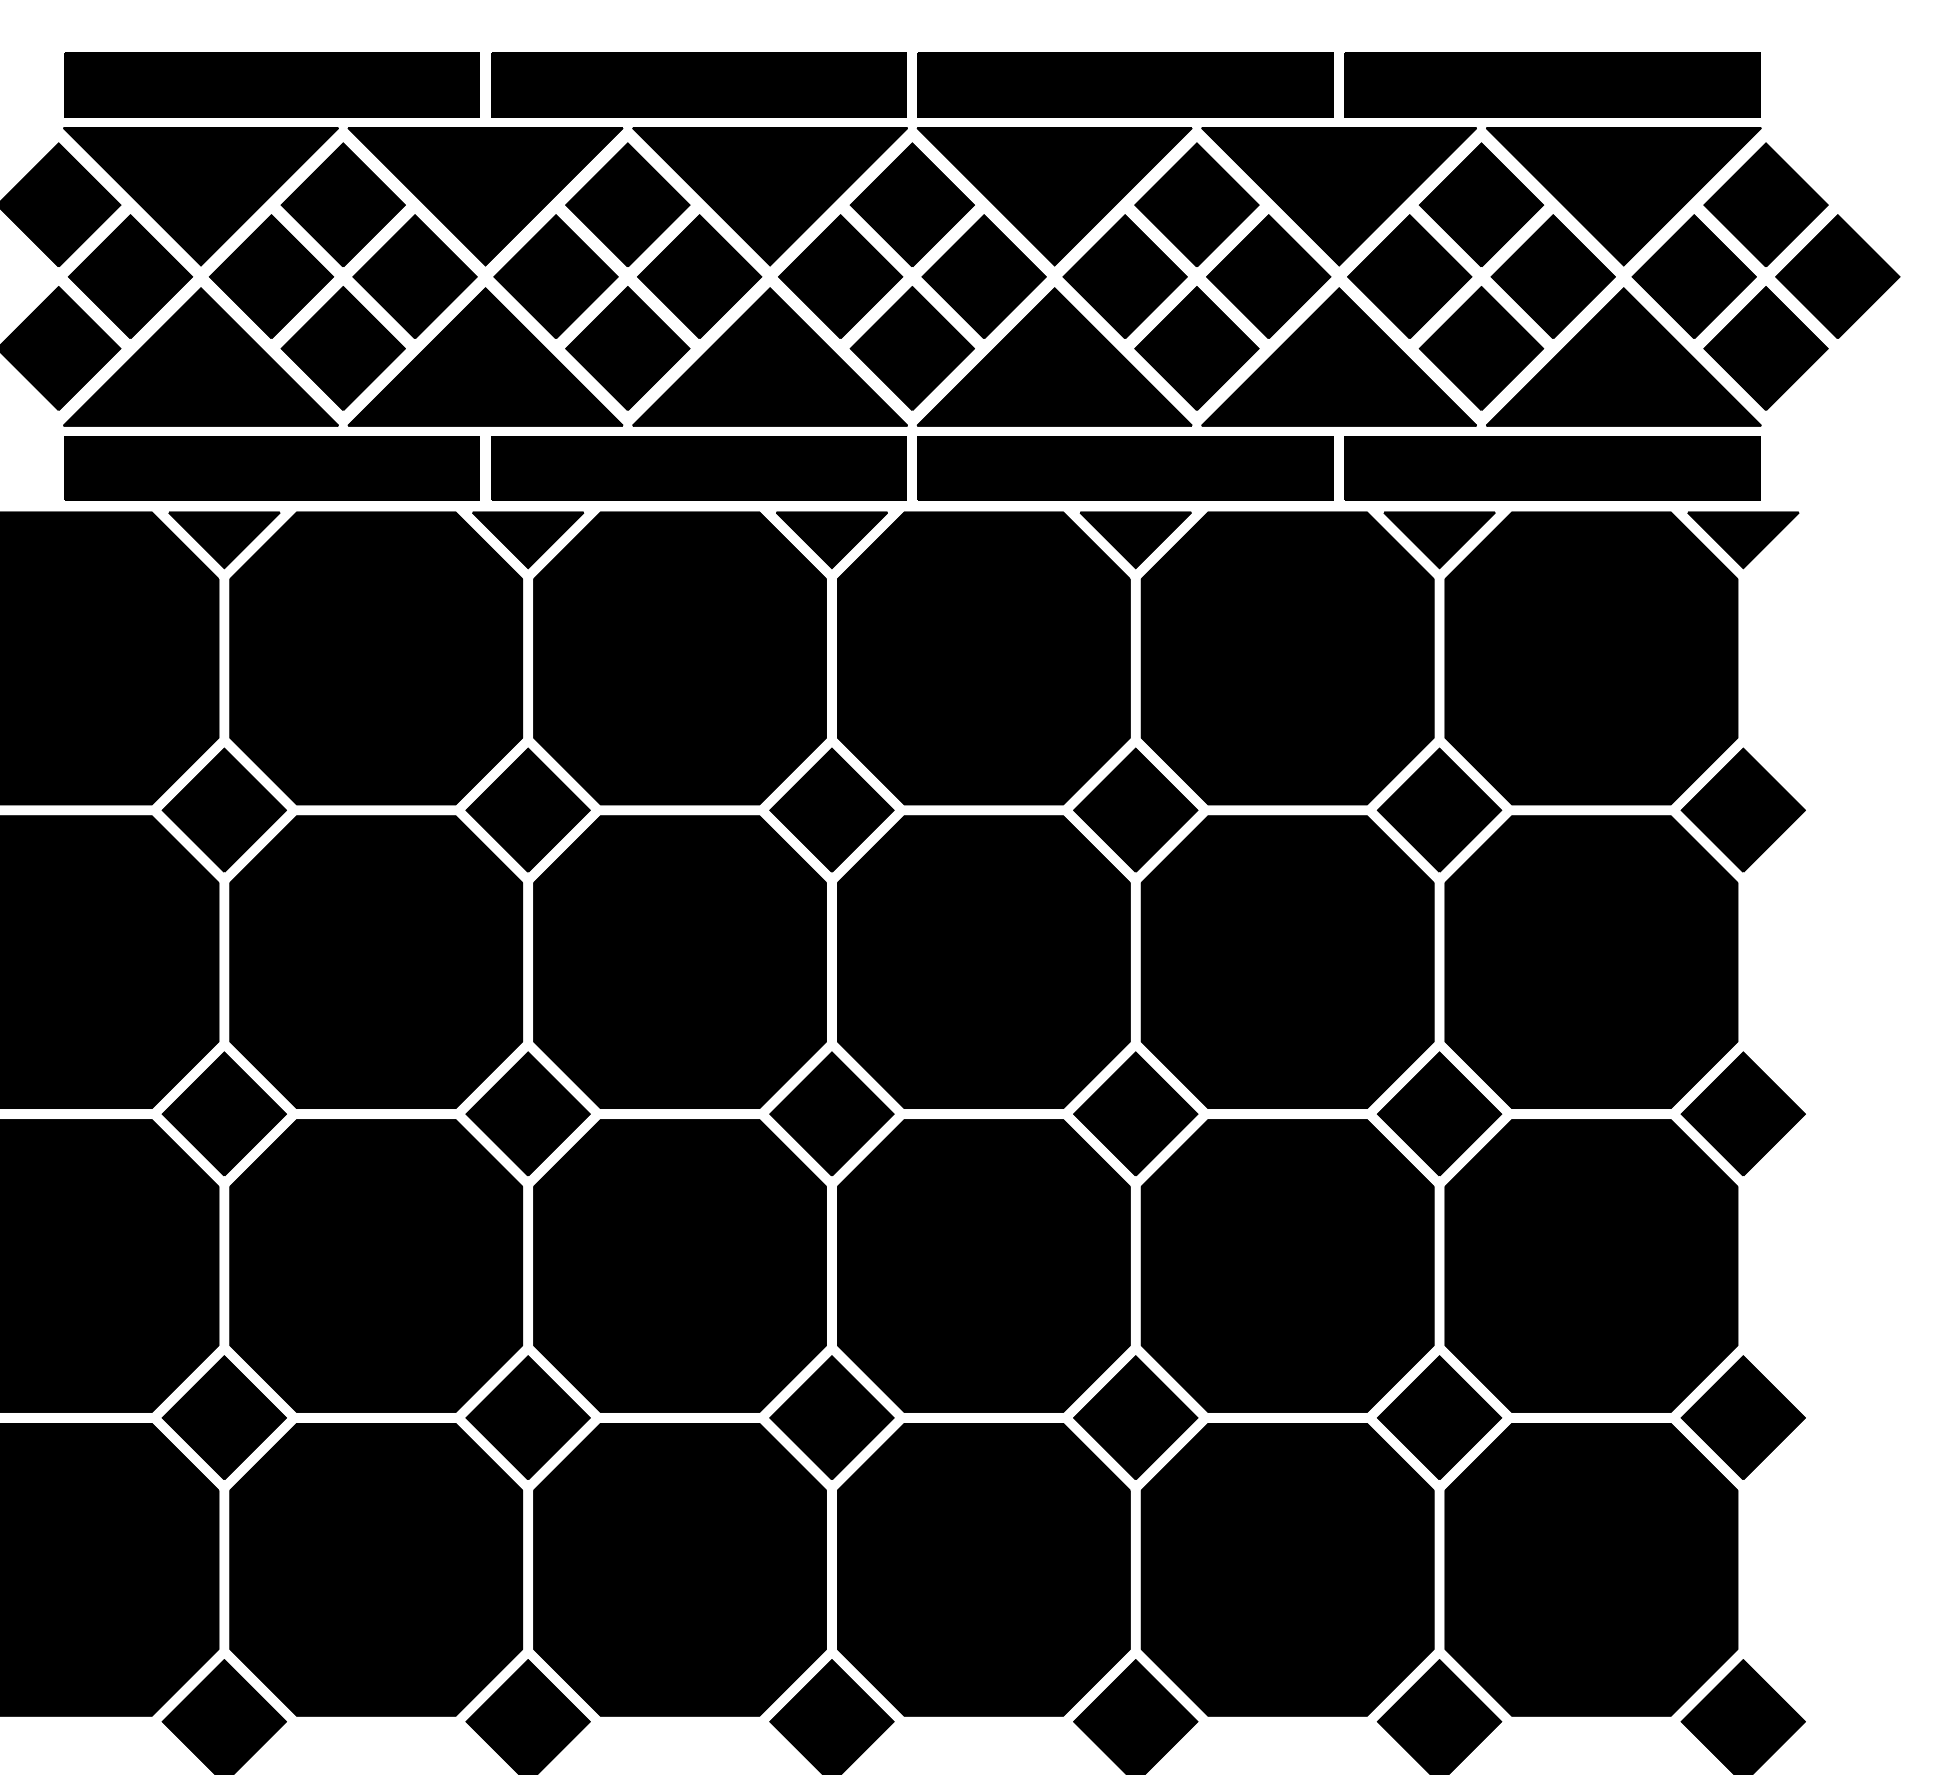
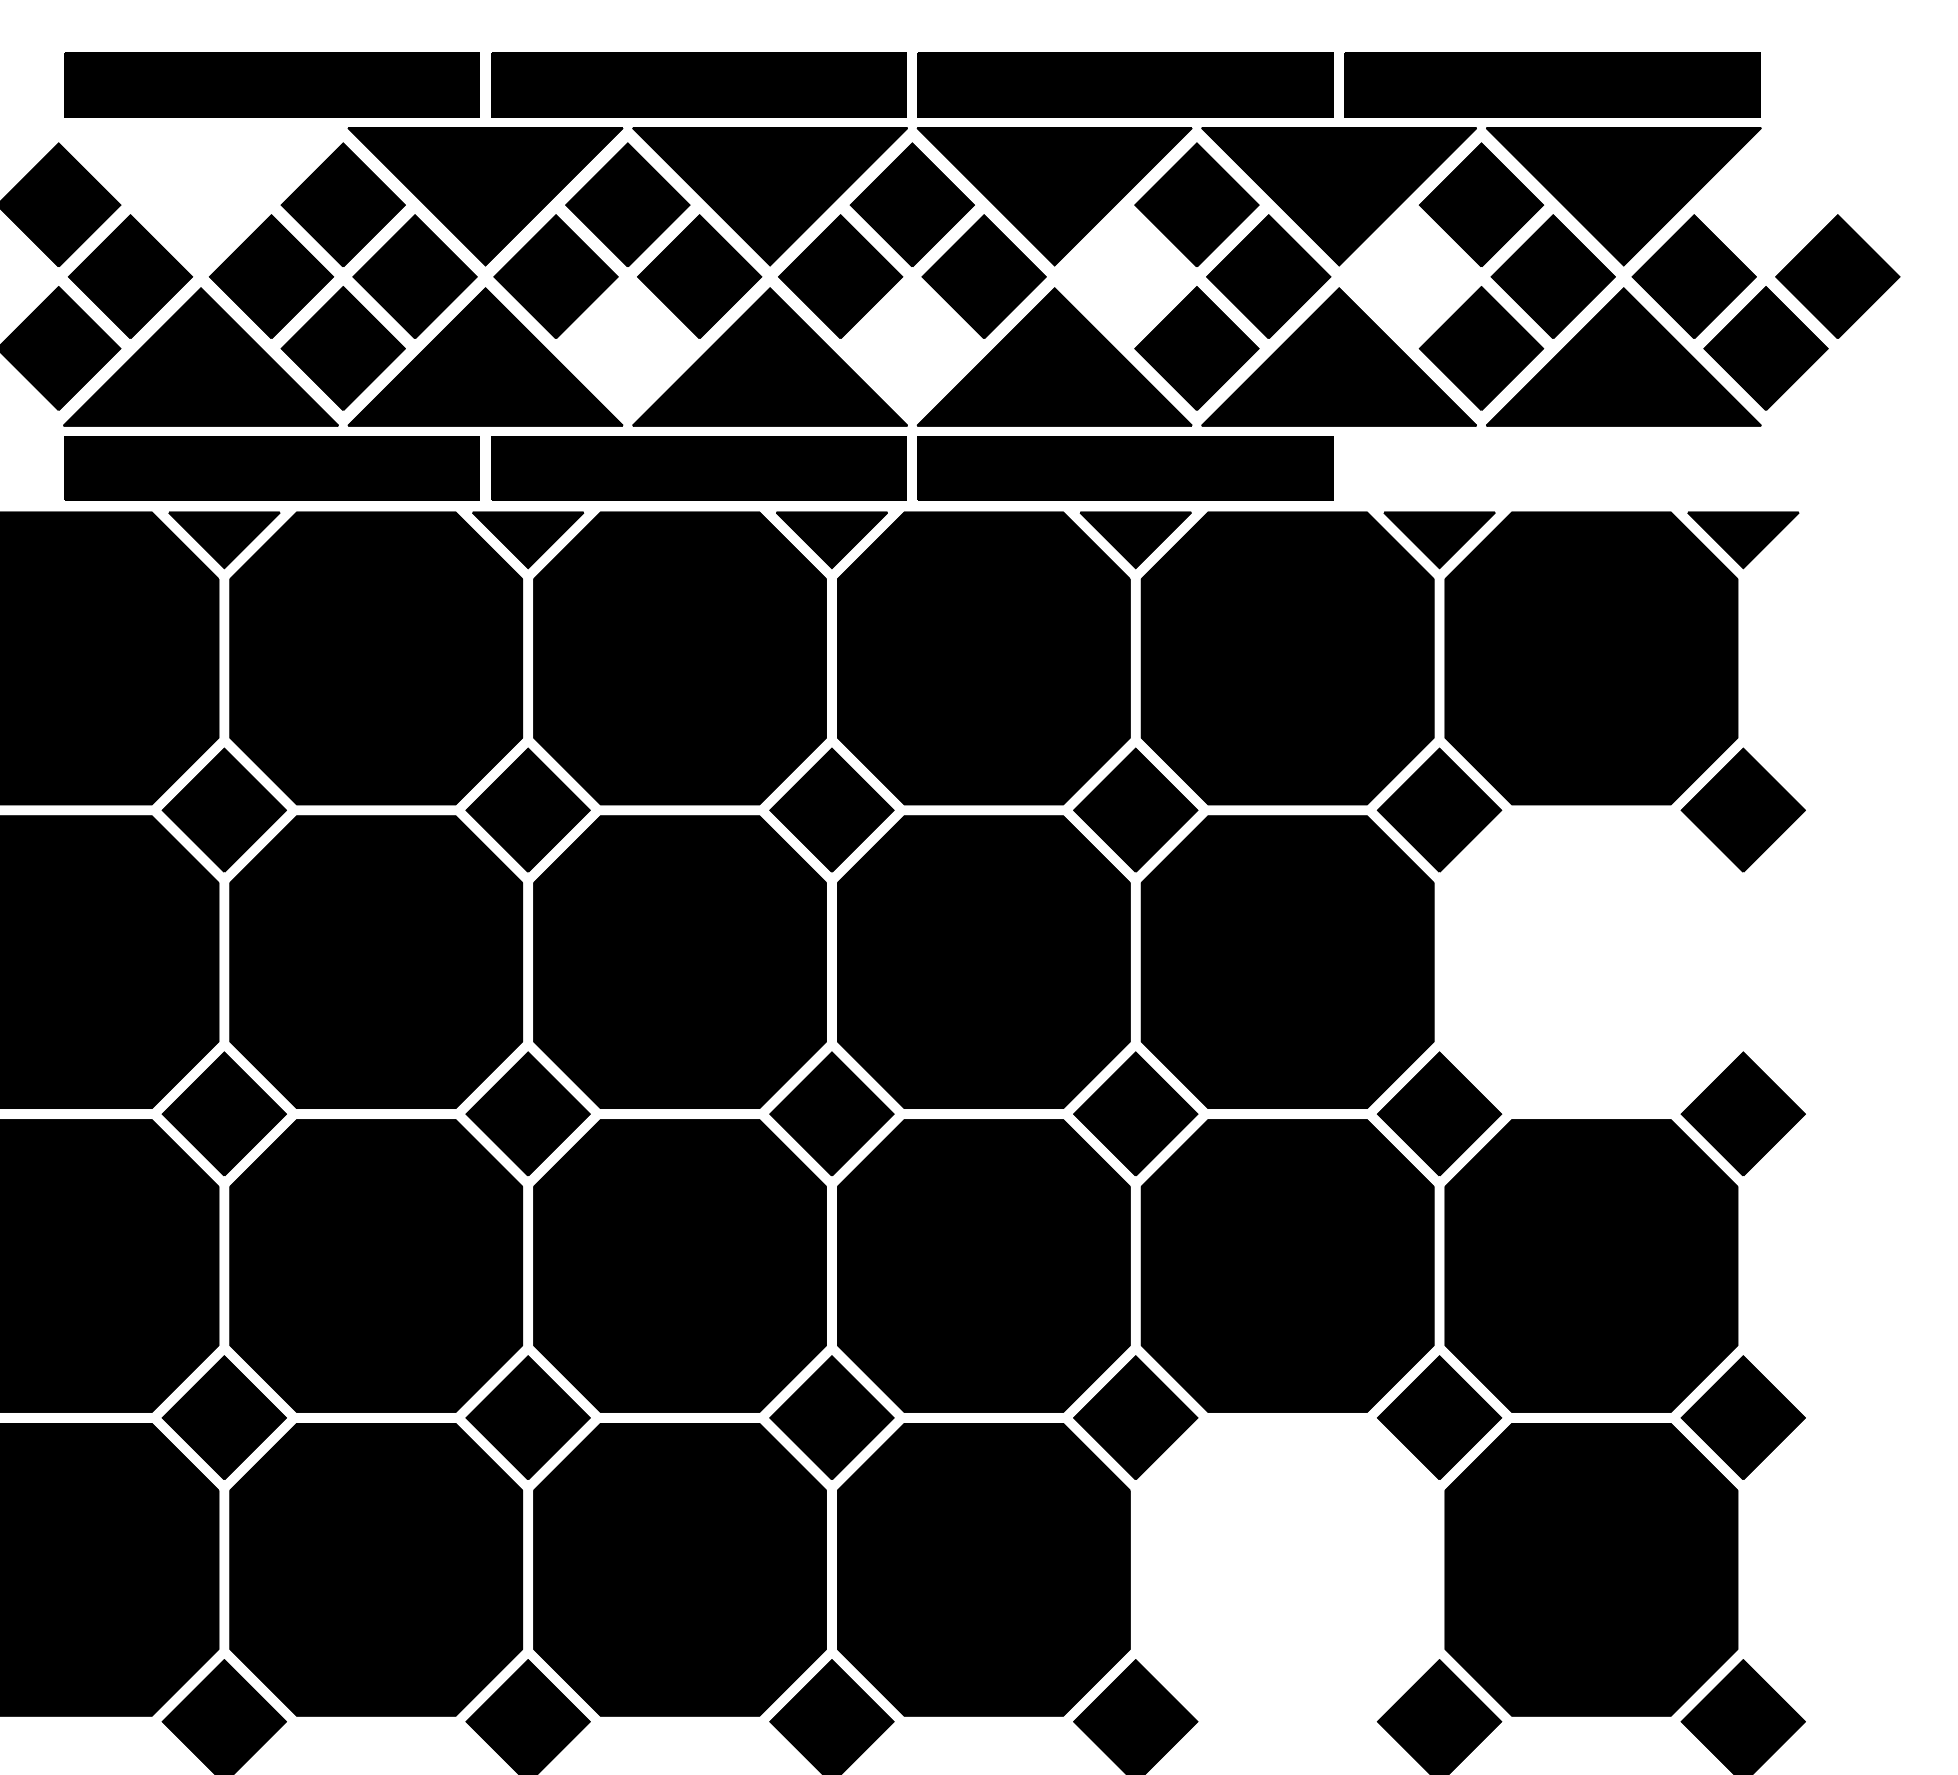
part: present -> none (200, 196)
part: present -> none (1765, 204)
part: present -> none (1124, 276)
part: present -> none (1409, 276)
part: present -> none (627, 348)
part: present -> none (911, 348)
part: present -> none (1552, 468)
part: present -> none (1591, 961)
part: present -> none (1287, 1569)
